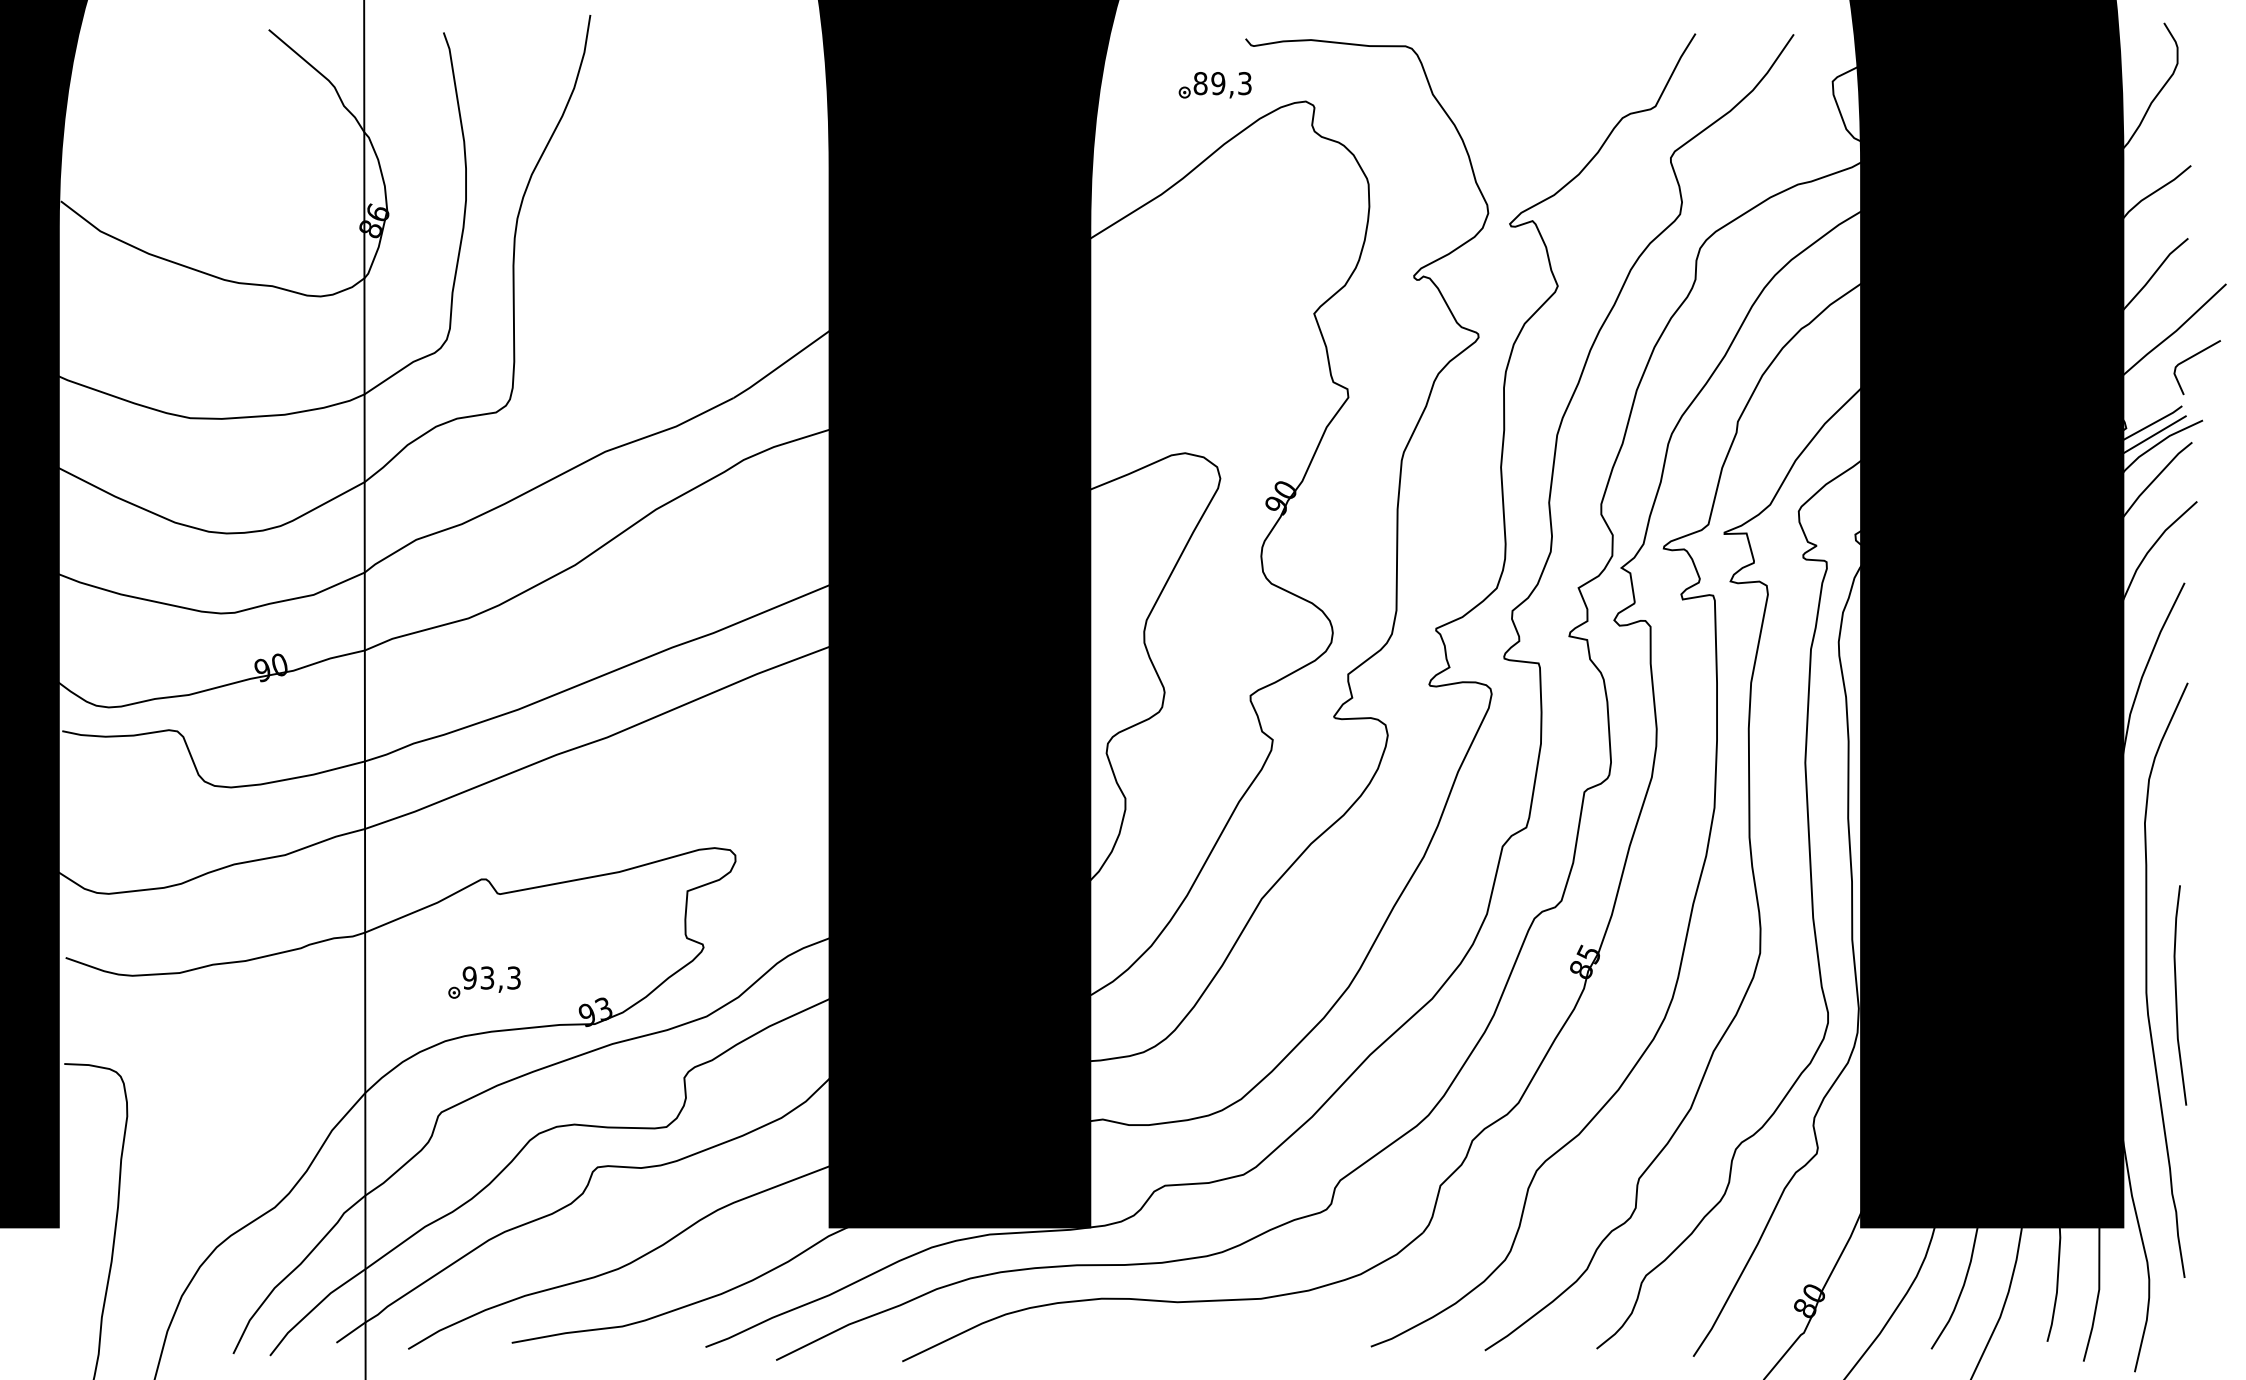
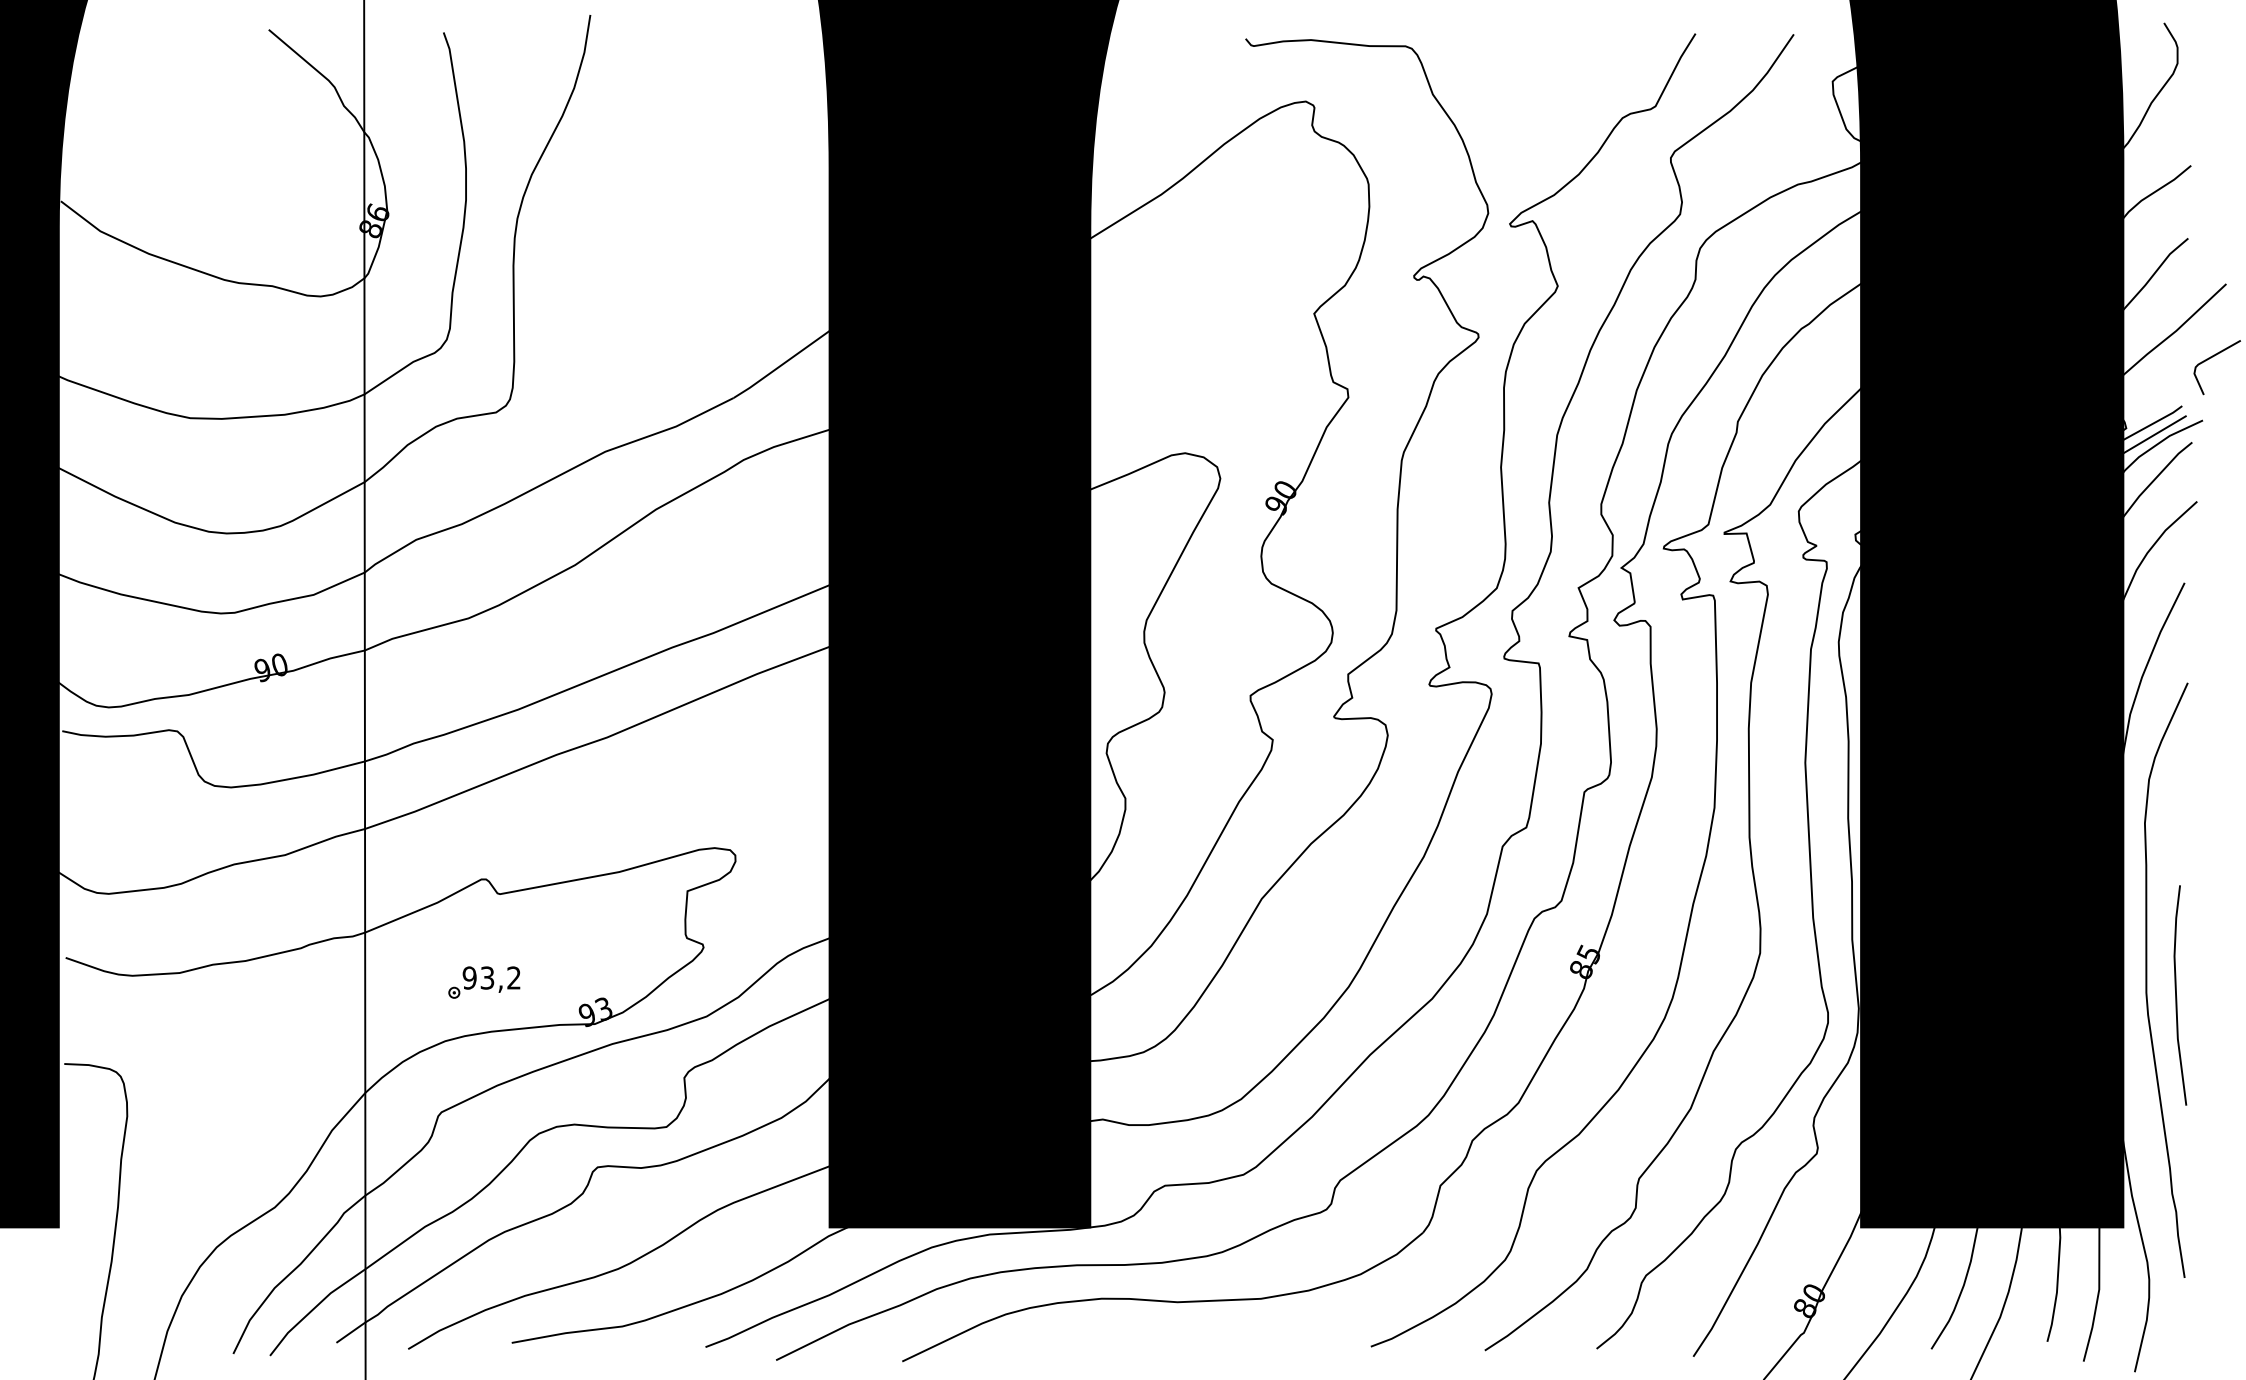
part: present -> none (1214, 85)
line position: (2191, 358) -> (2211, 358) (2211, 358)
text: 93,3 -> 93,2 (513, 977)
